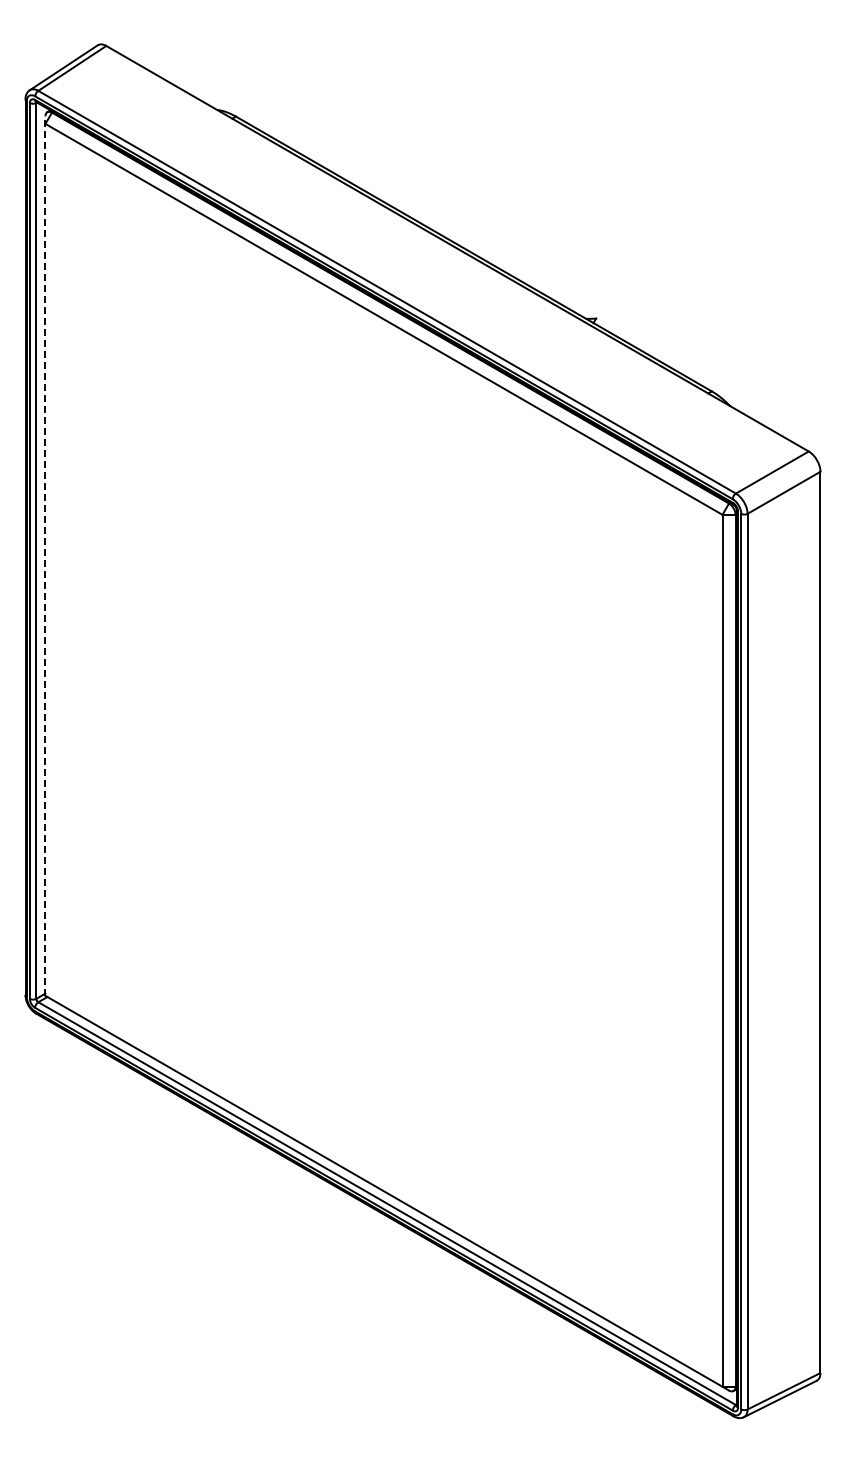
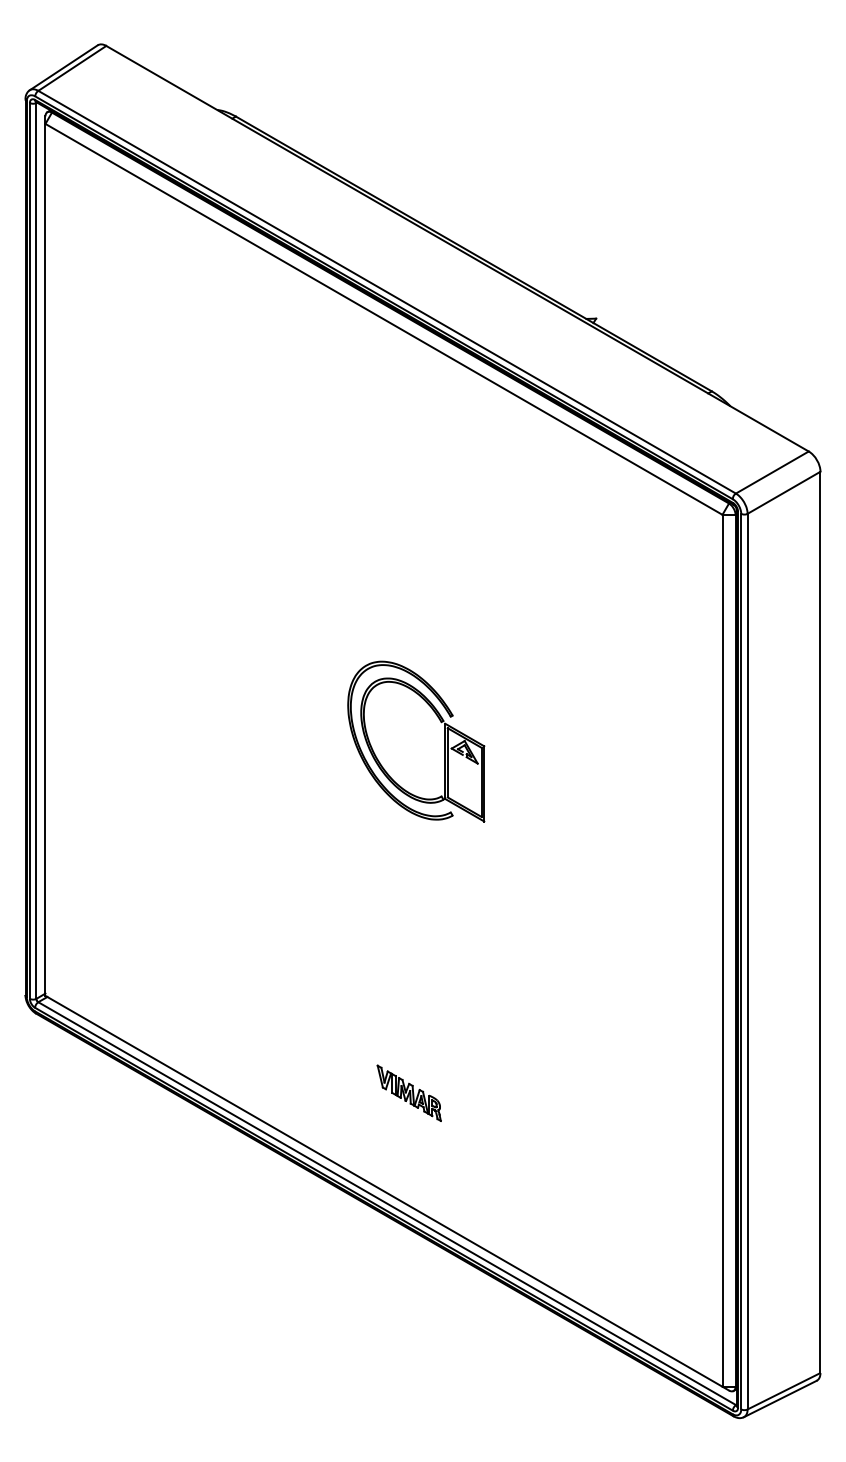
line: dashed -> solid (45, 556)
part: none -> present (416, 741)
part: none -> present (408, 1092)
